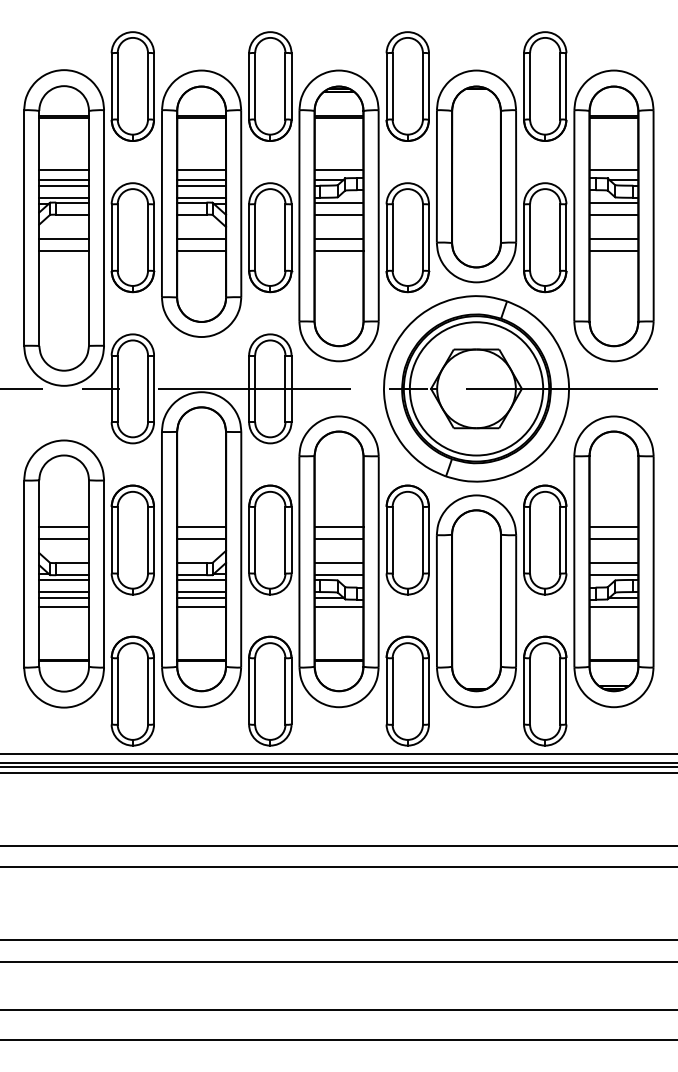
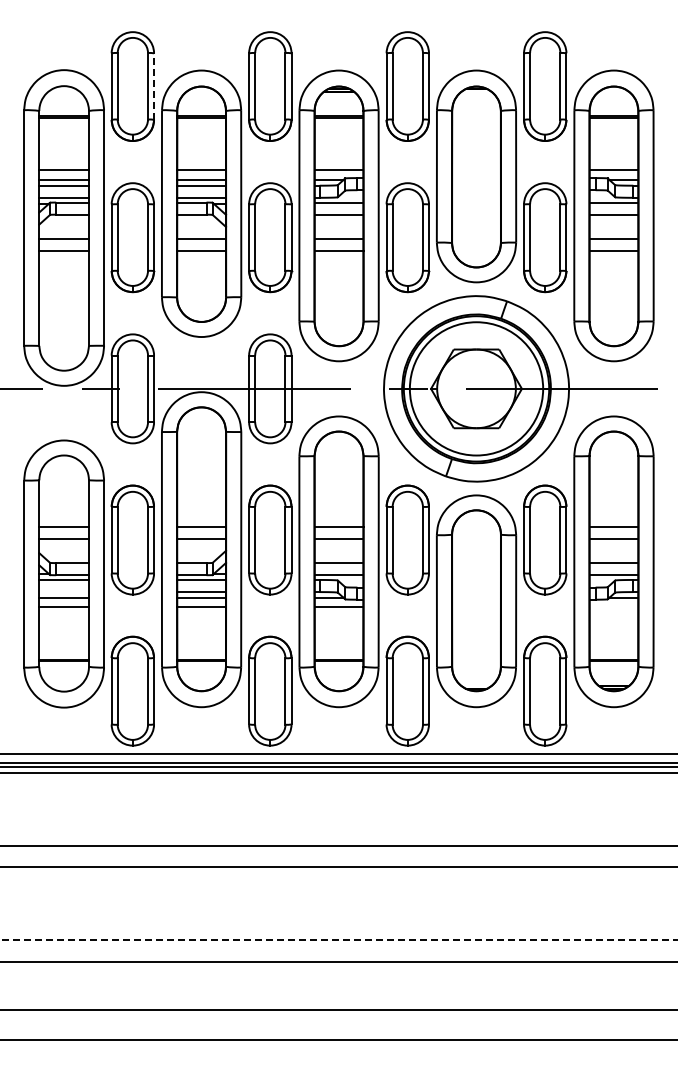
line: solid -> dashed (154, 86)
line: present -> none (63, 592)
line: present -> none (613, 607)
line: solid -> dashed (339, 940)
